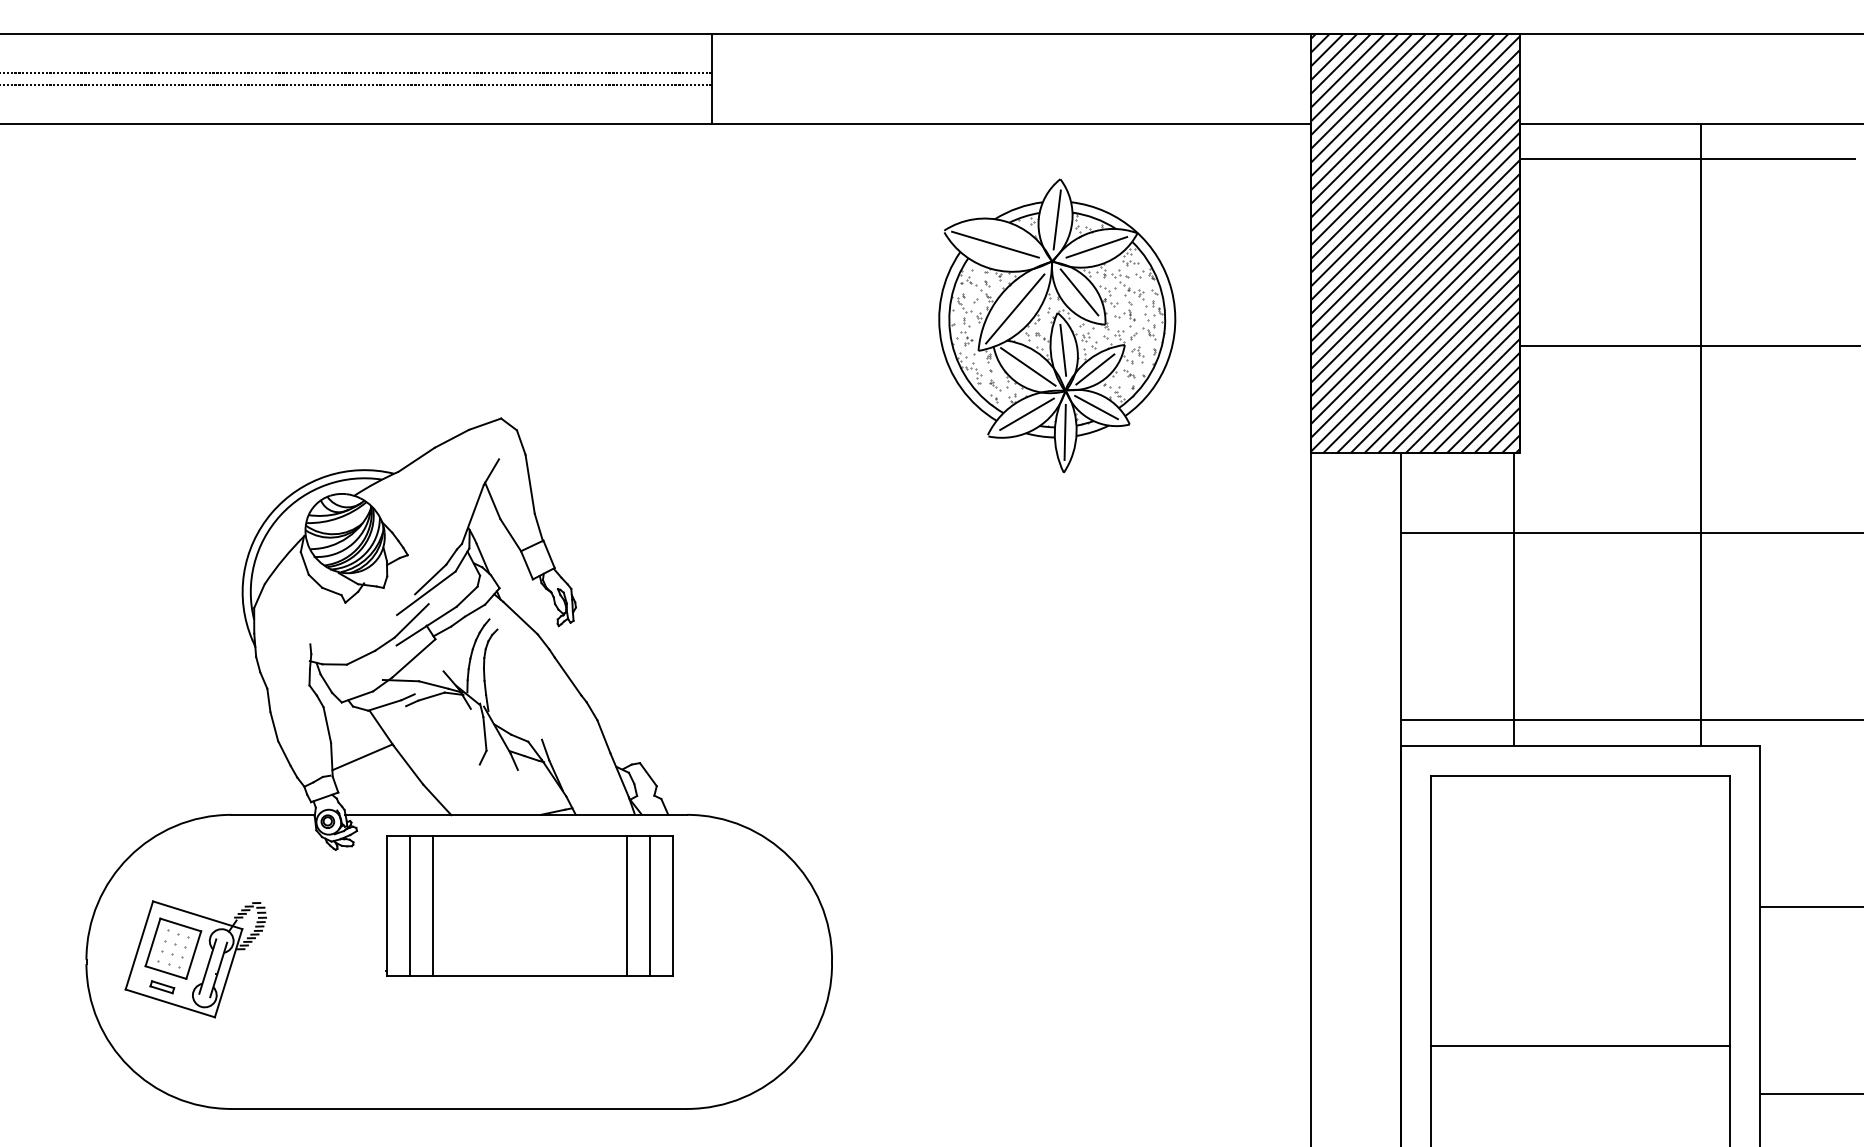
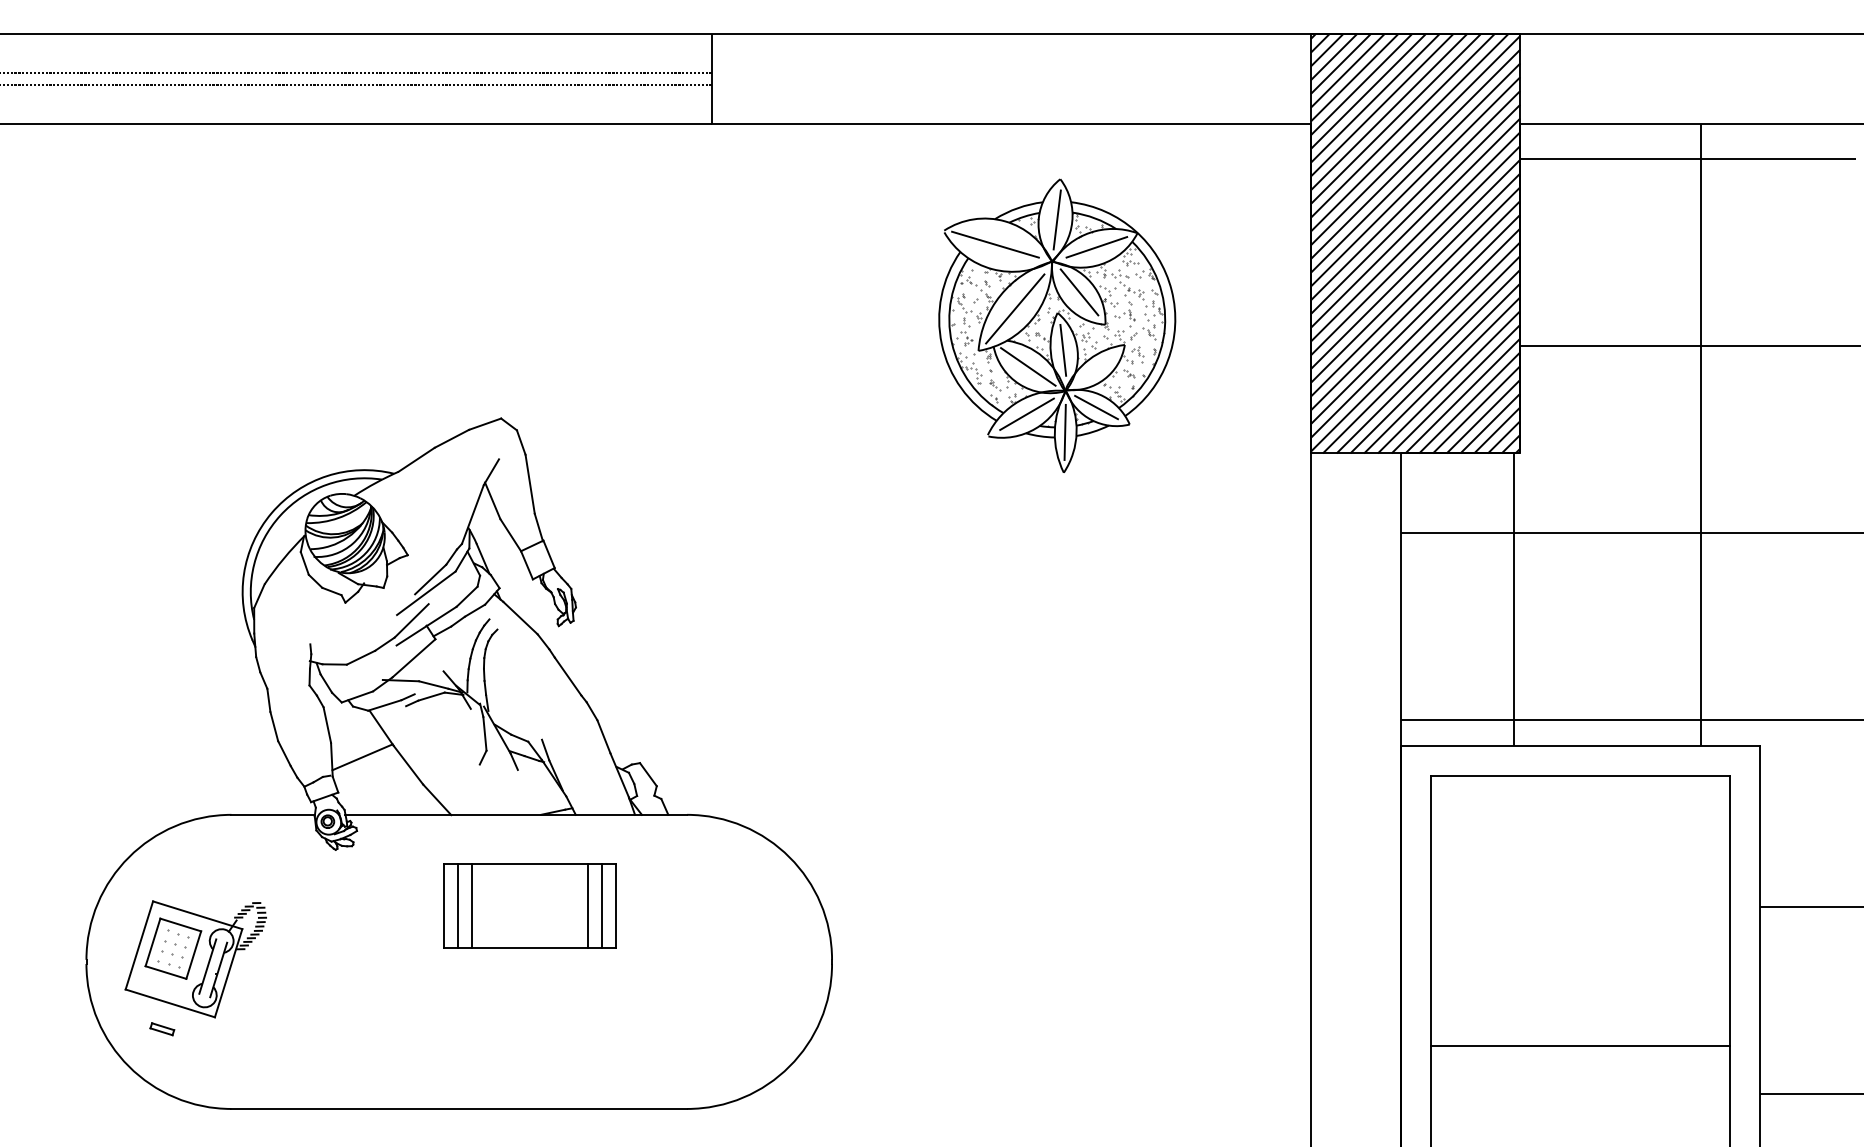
line: present -> none (1095, 369)
part size: 289x142 px -> 174x86 px (529, 905)
part position: (162, 987) -> (162, 1029) (162, 1029)
